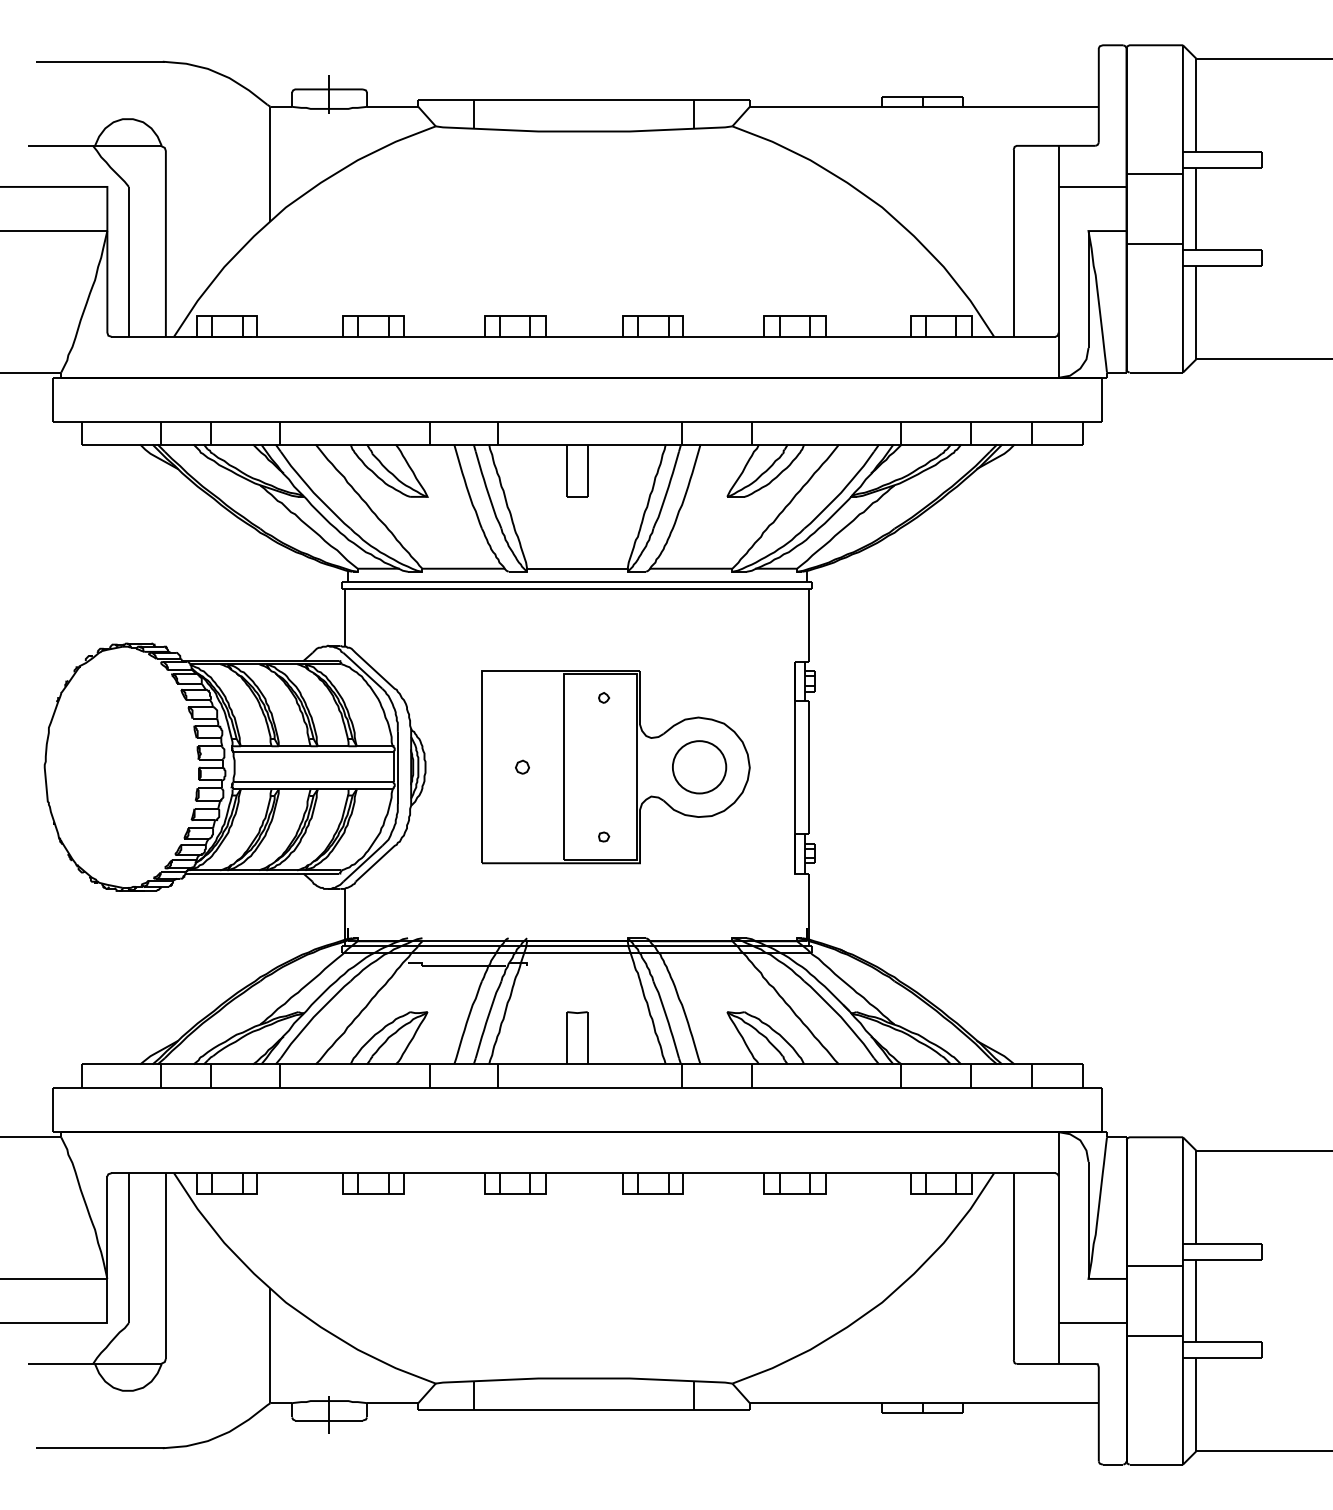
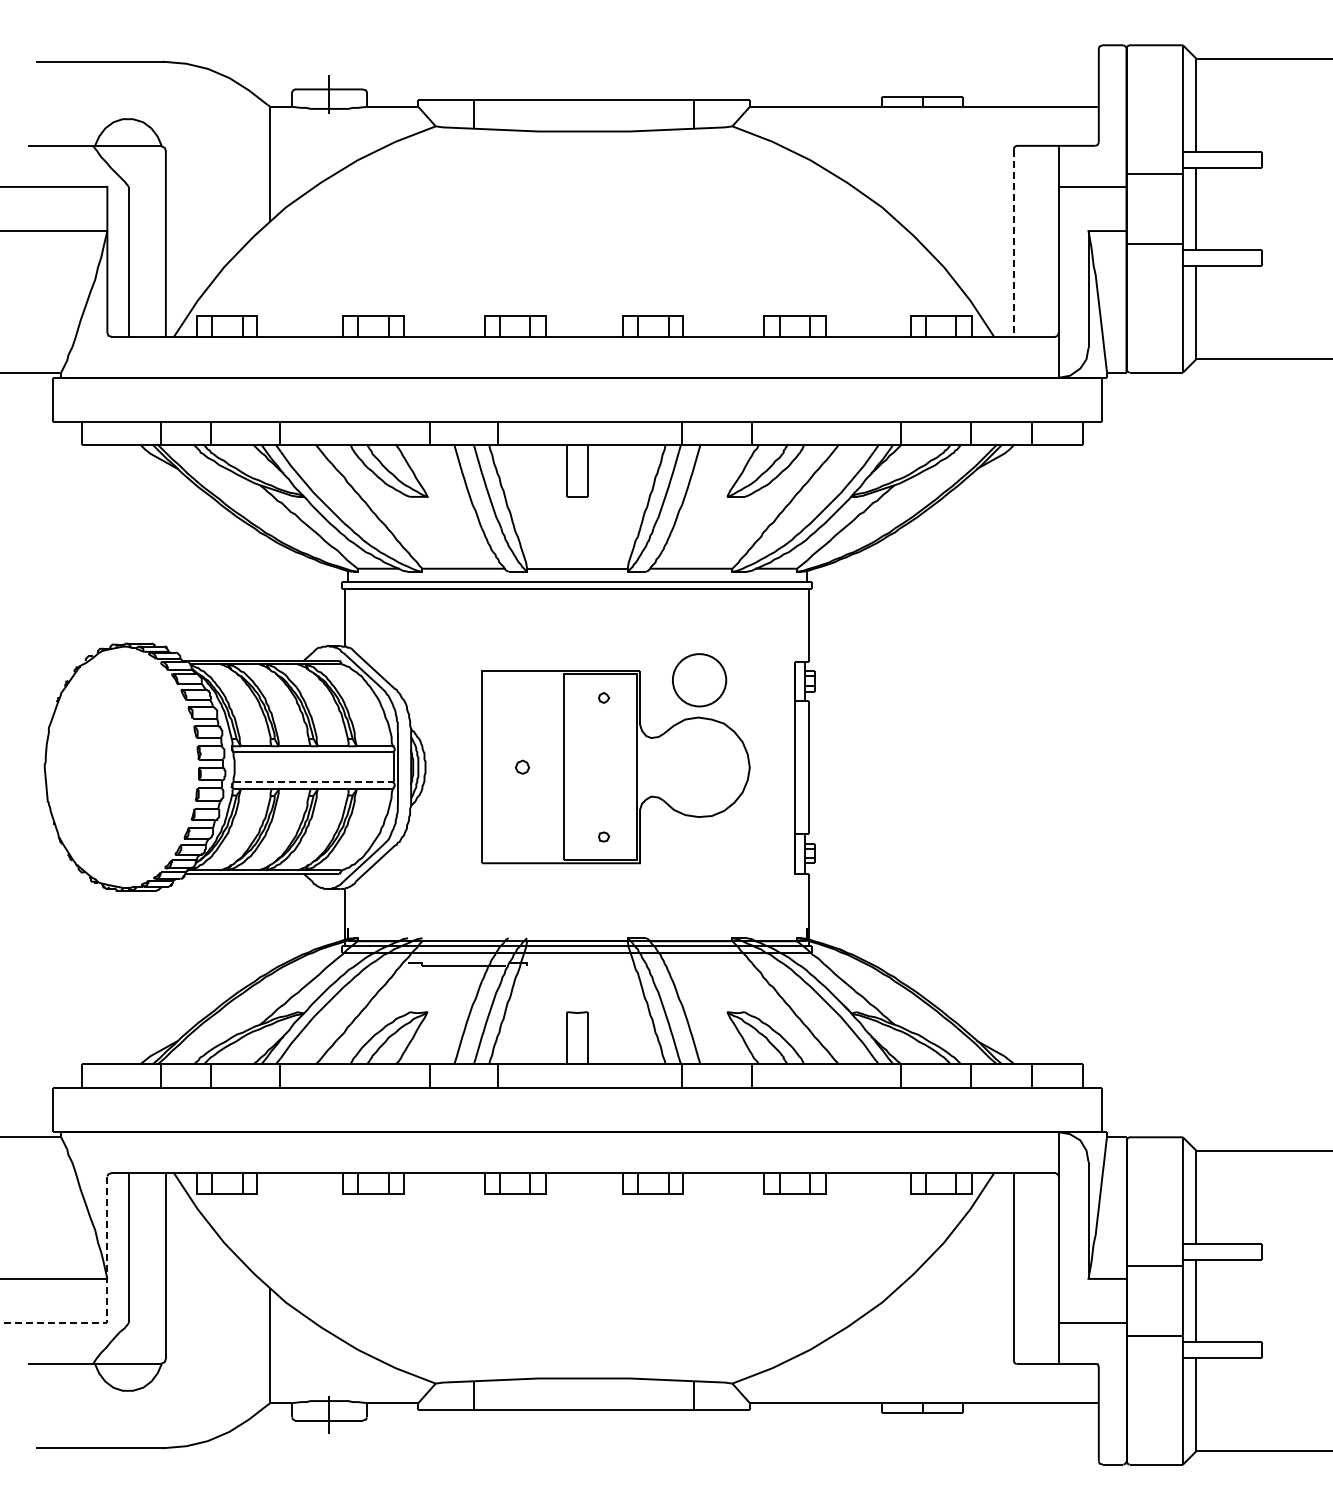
line: solid -> dashed (1013, 243)
part position: (699, 767) -> (699, 680) (699, 680)
line: solid -> dashed (314, 782)
line: solid -> dashed (107, 1304)
